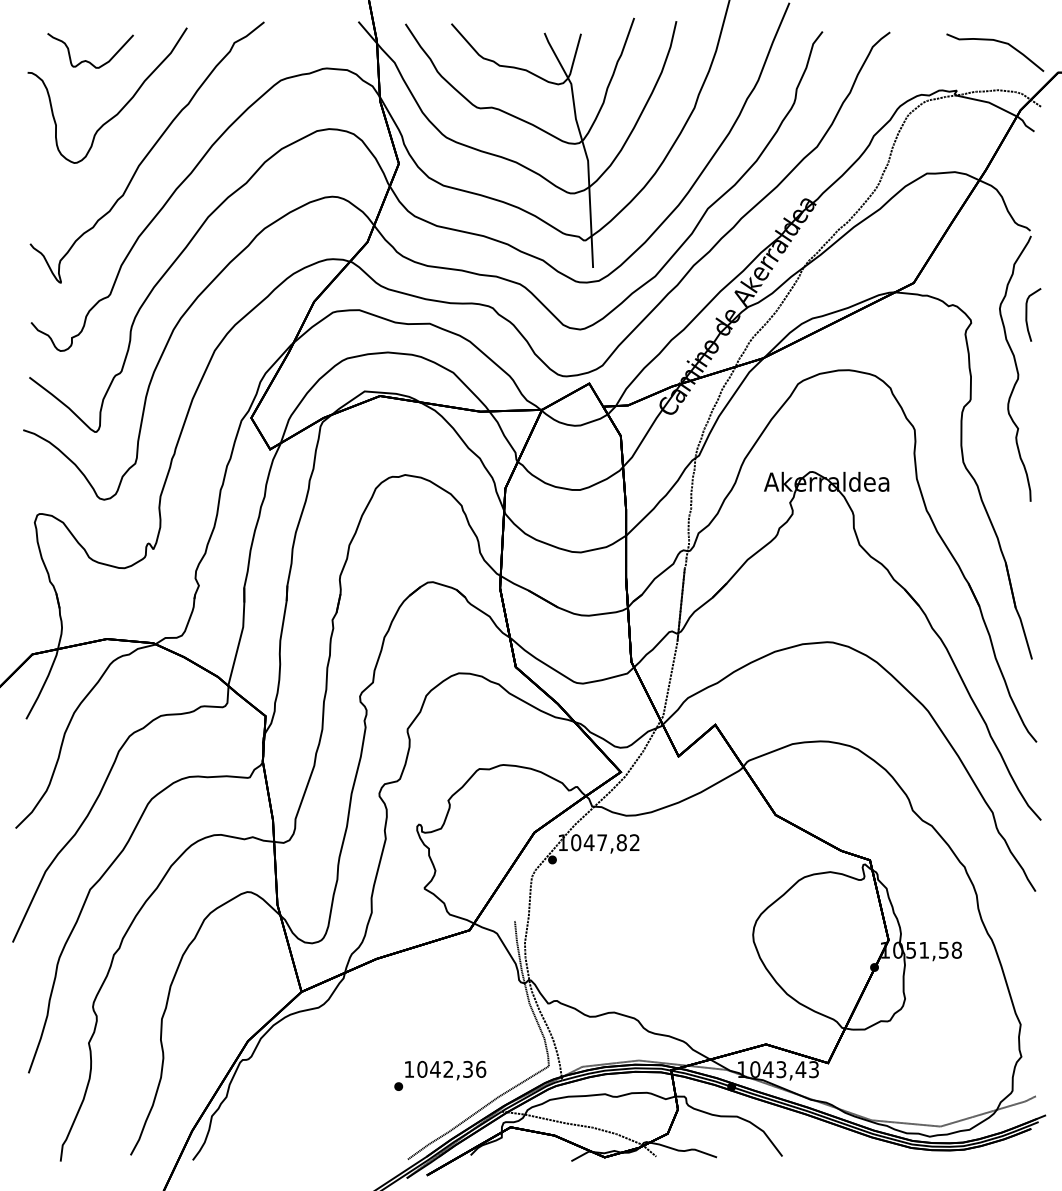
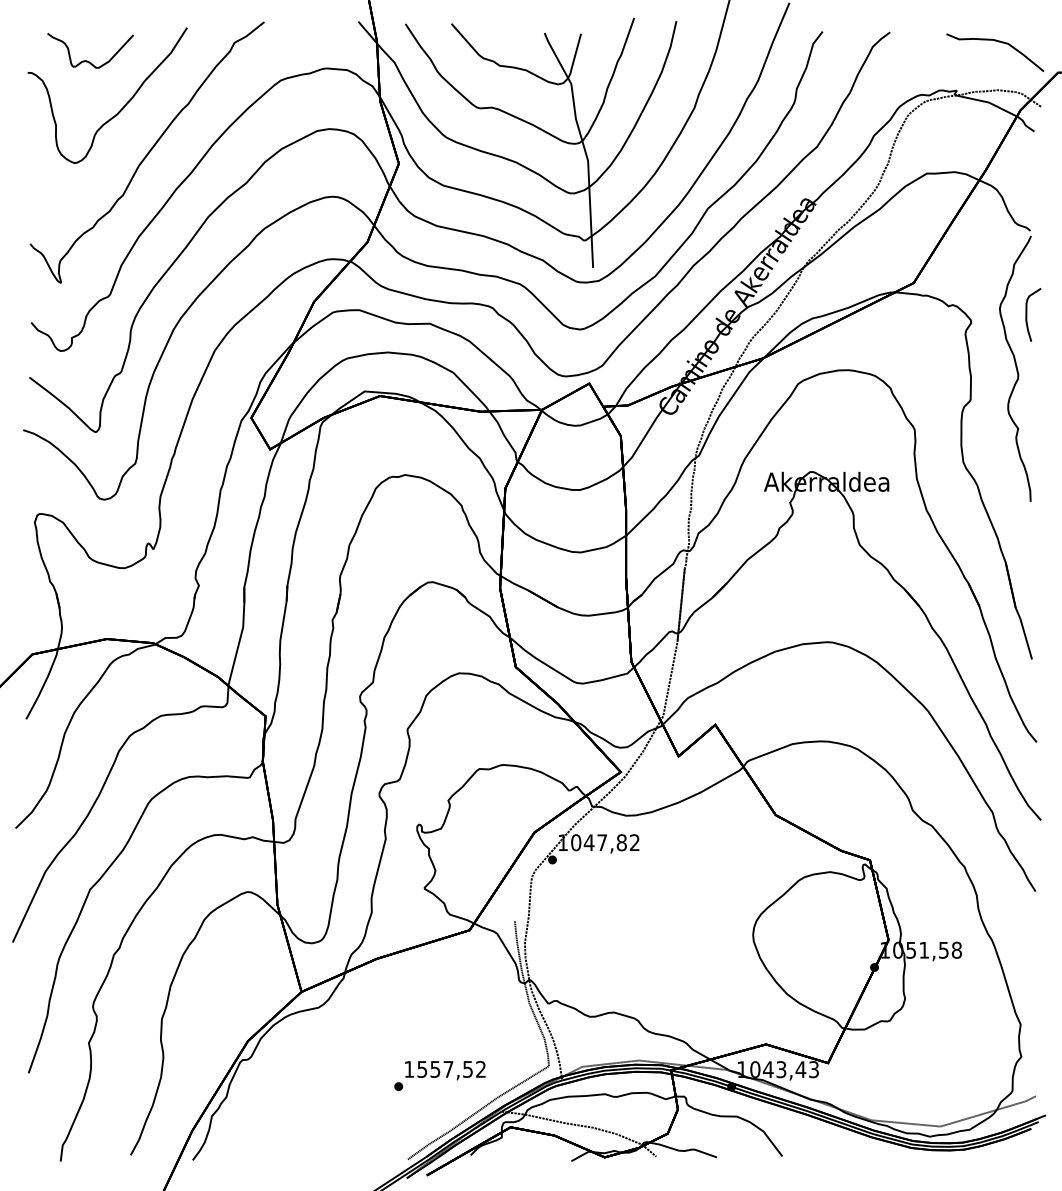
text: 1042,36 -> 1557,52 (451, 1068)
